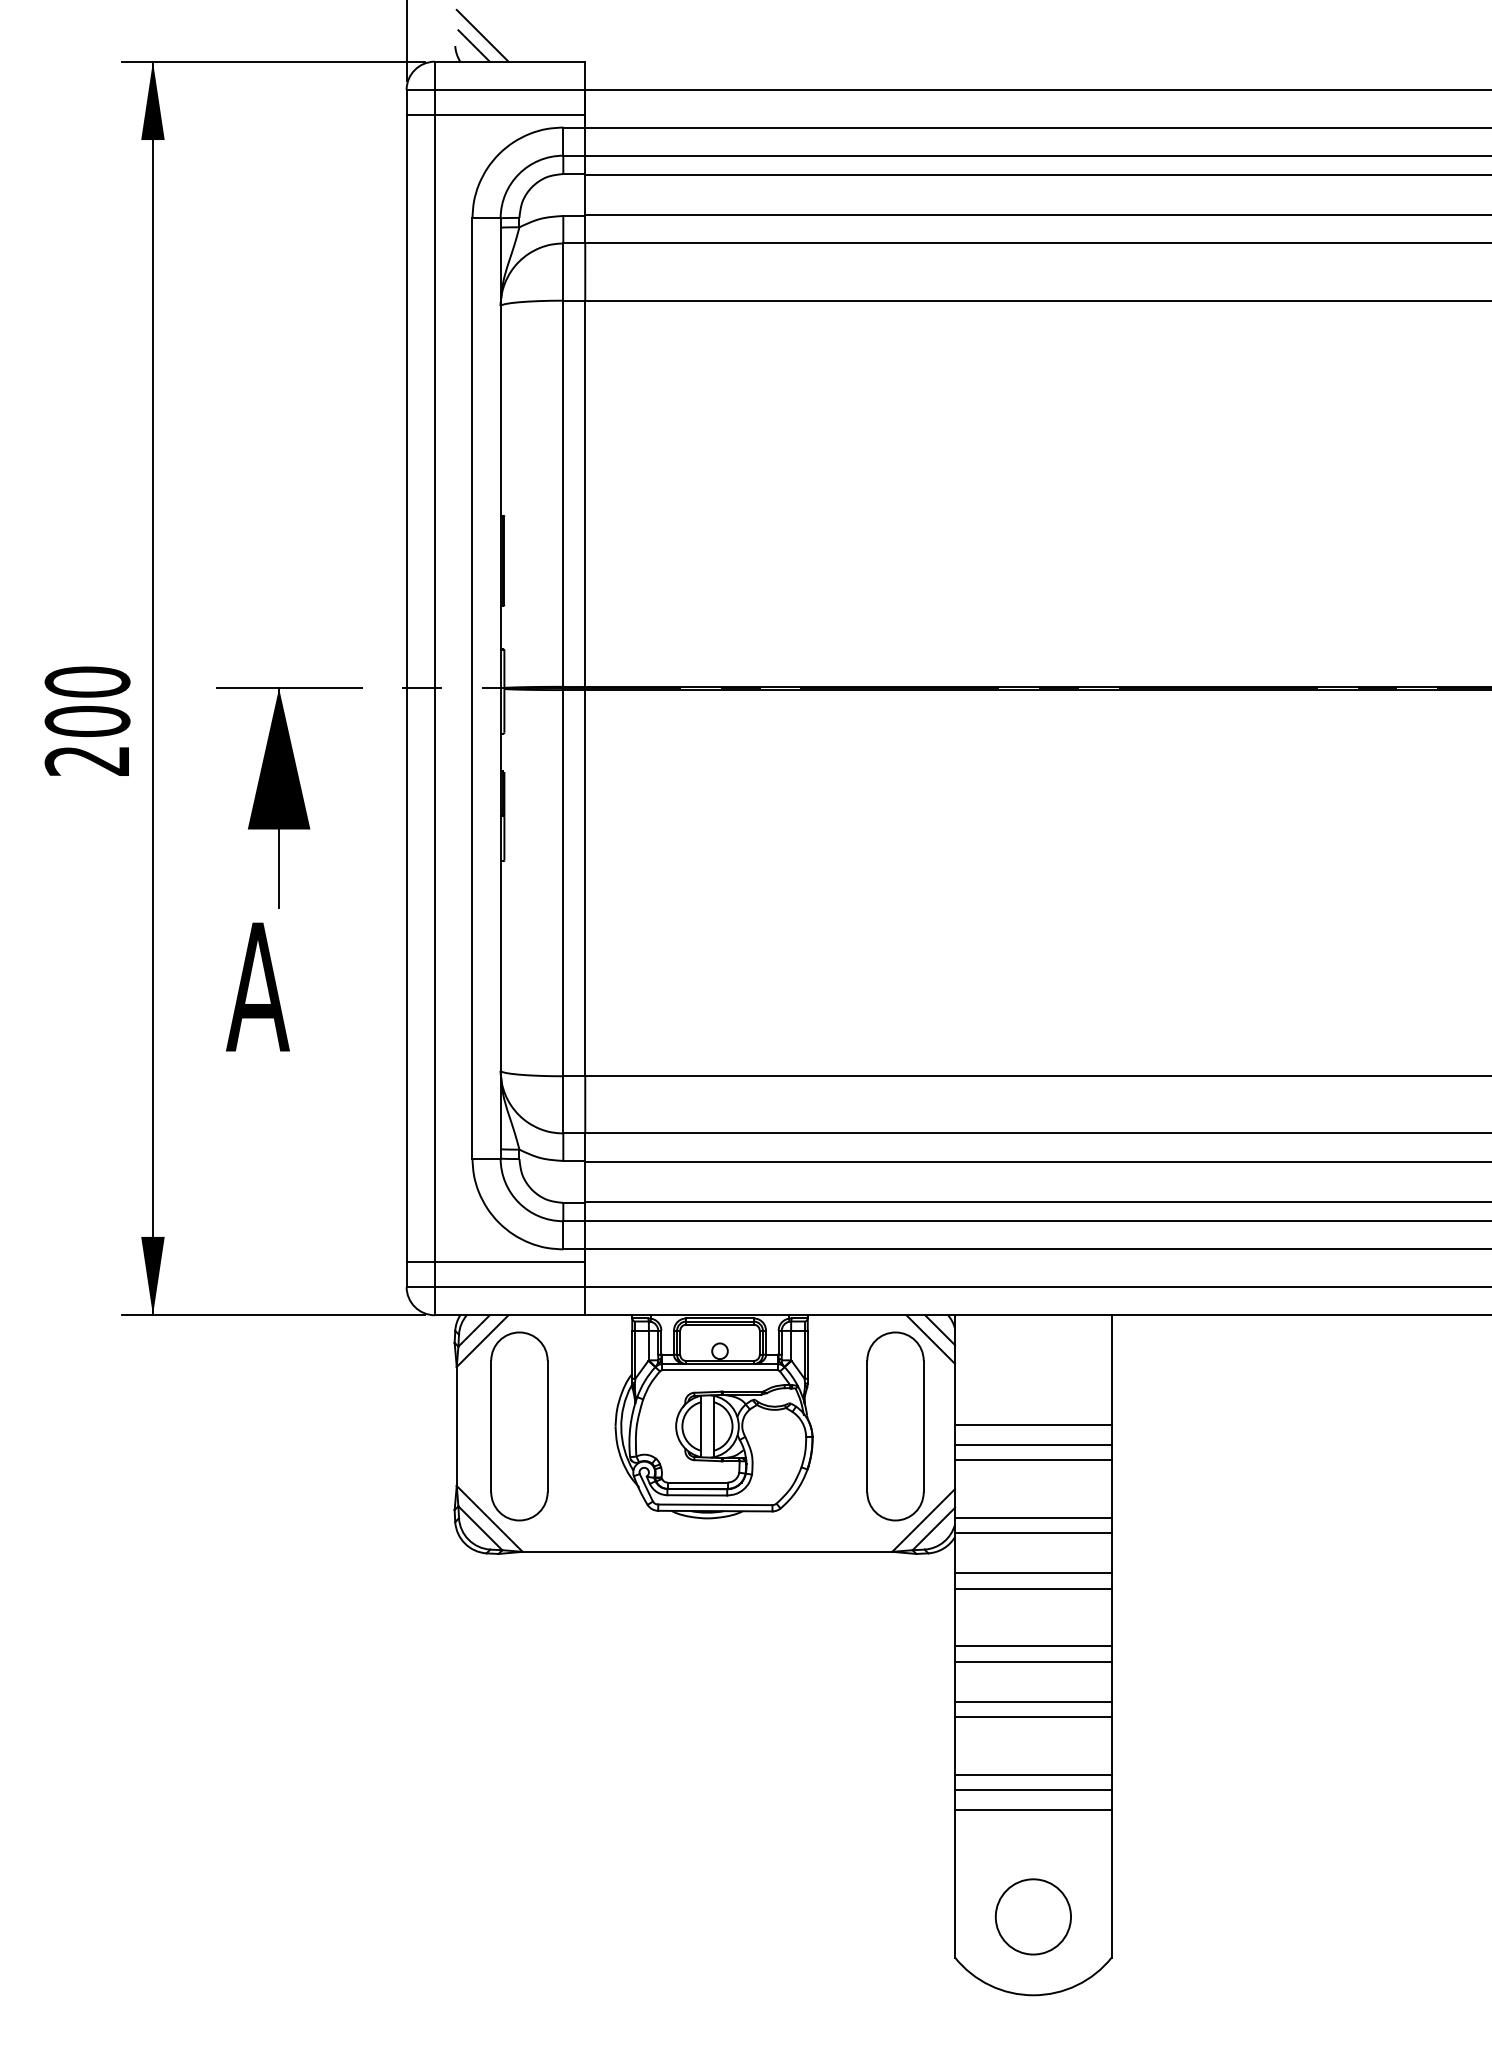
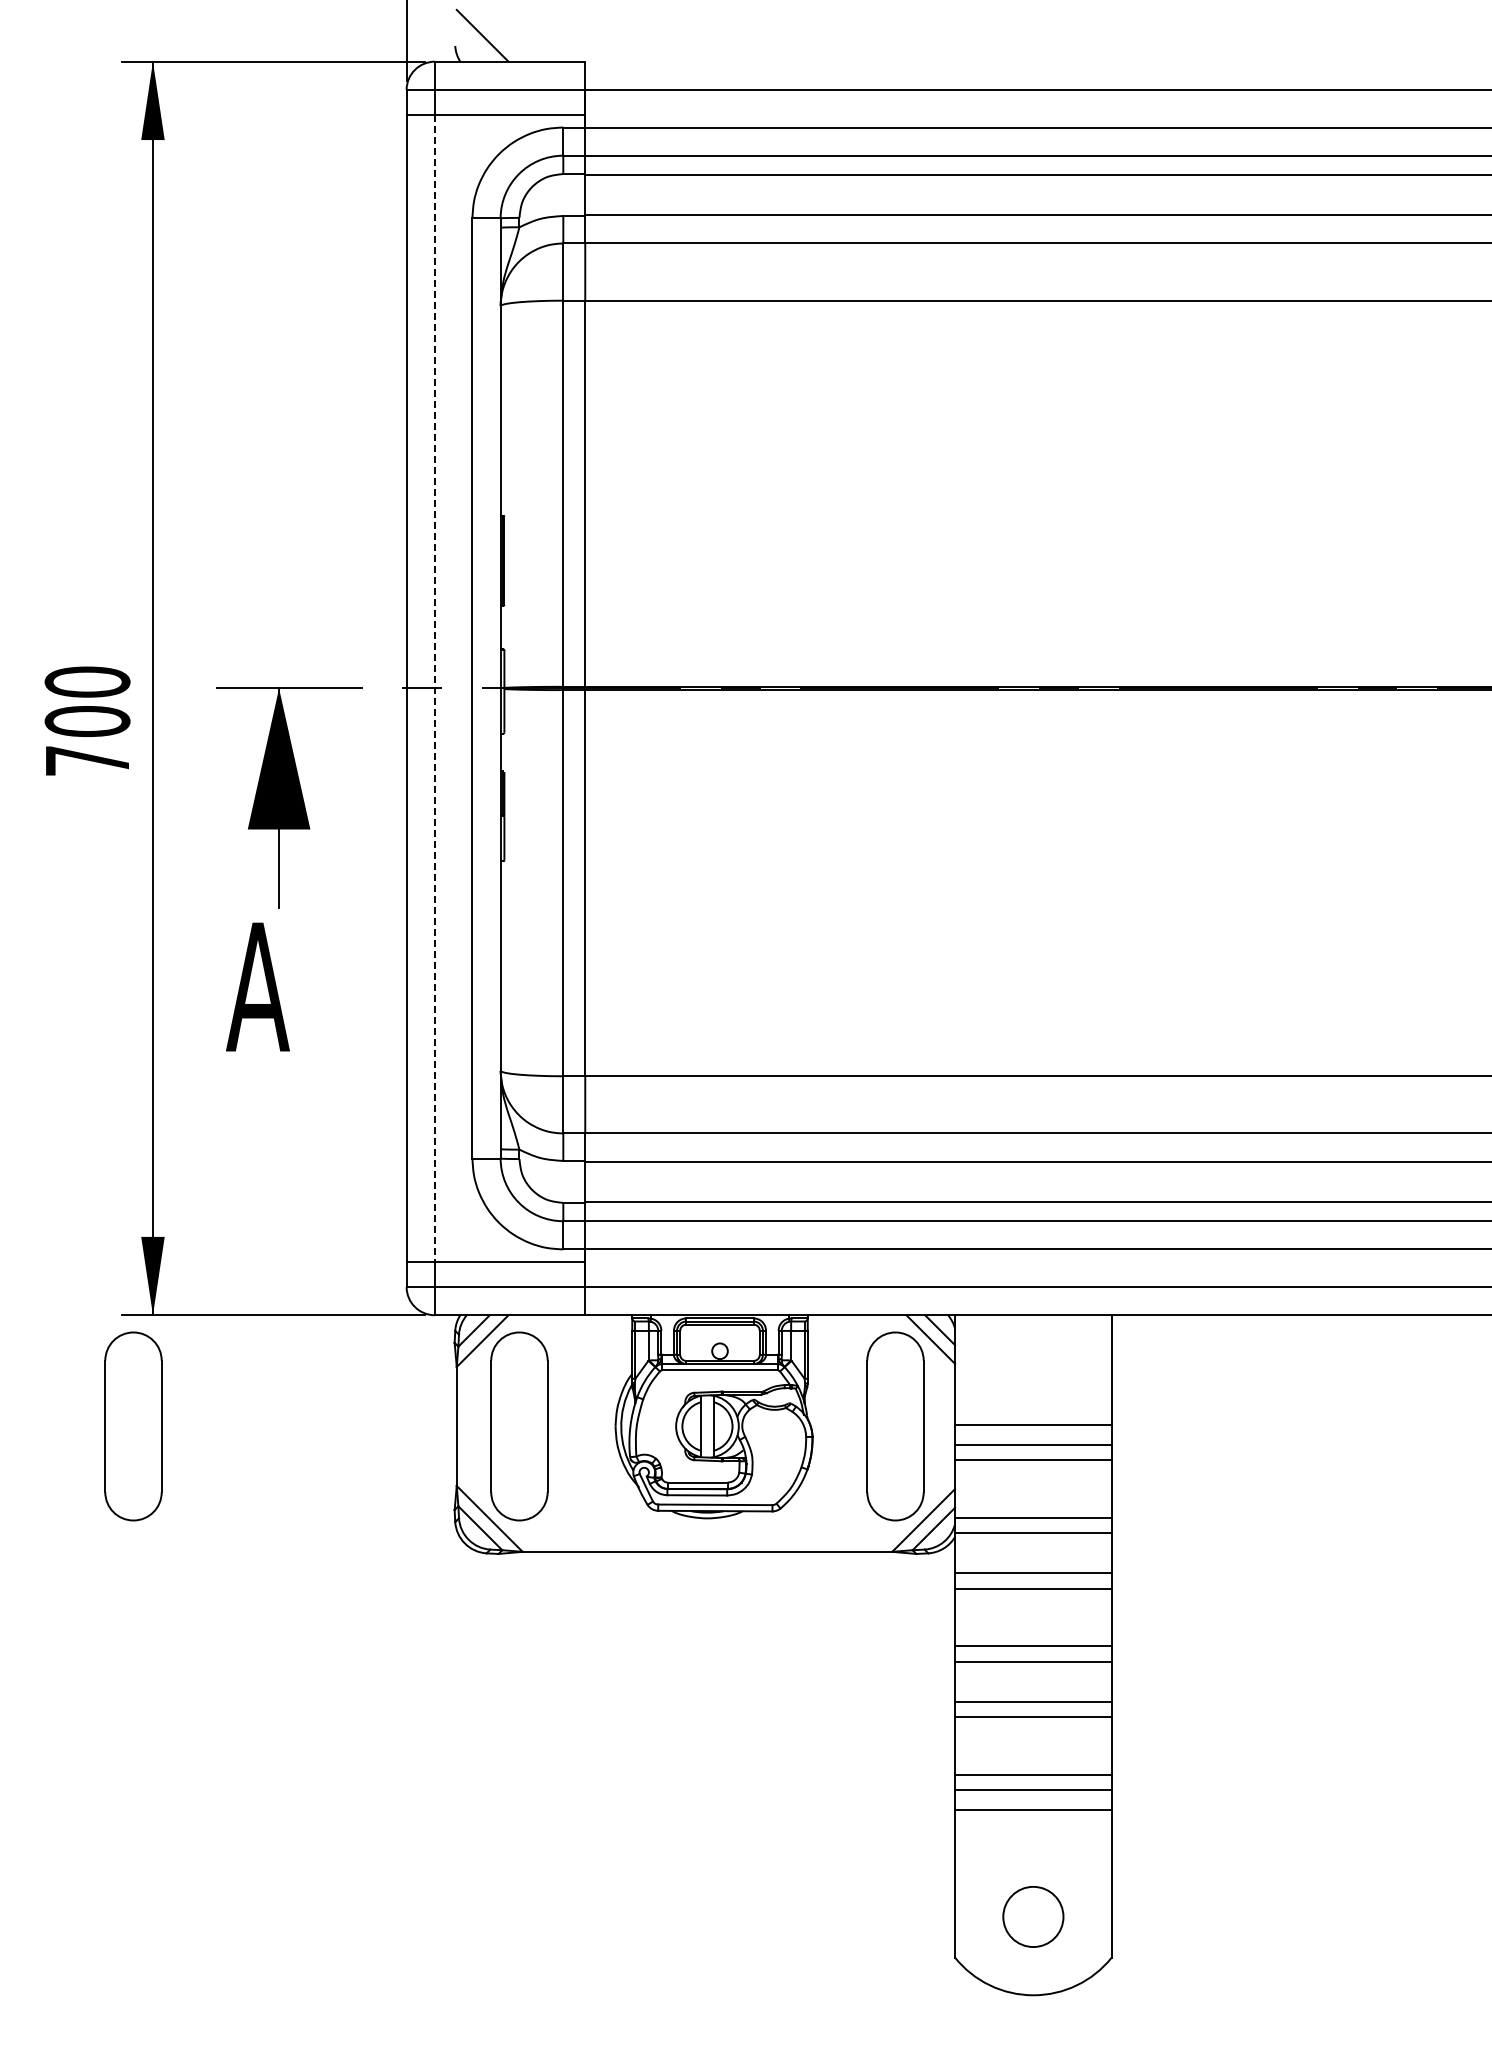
line: present -> none (473, 45)
line: solid -> dashed (434, 688)
text: 200 -> 700 (86, 760)
part: none -> present (133, 1426)
circle diameter: 75 px -> 60 px (1033, 1916)
